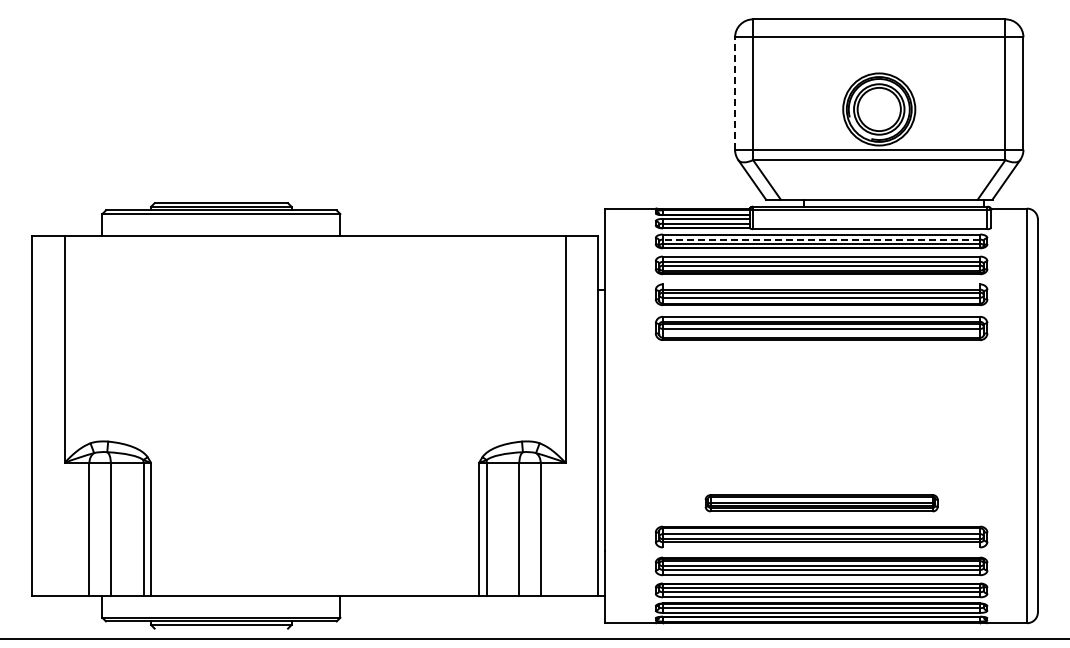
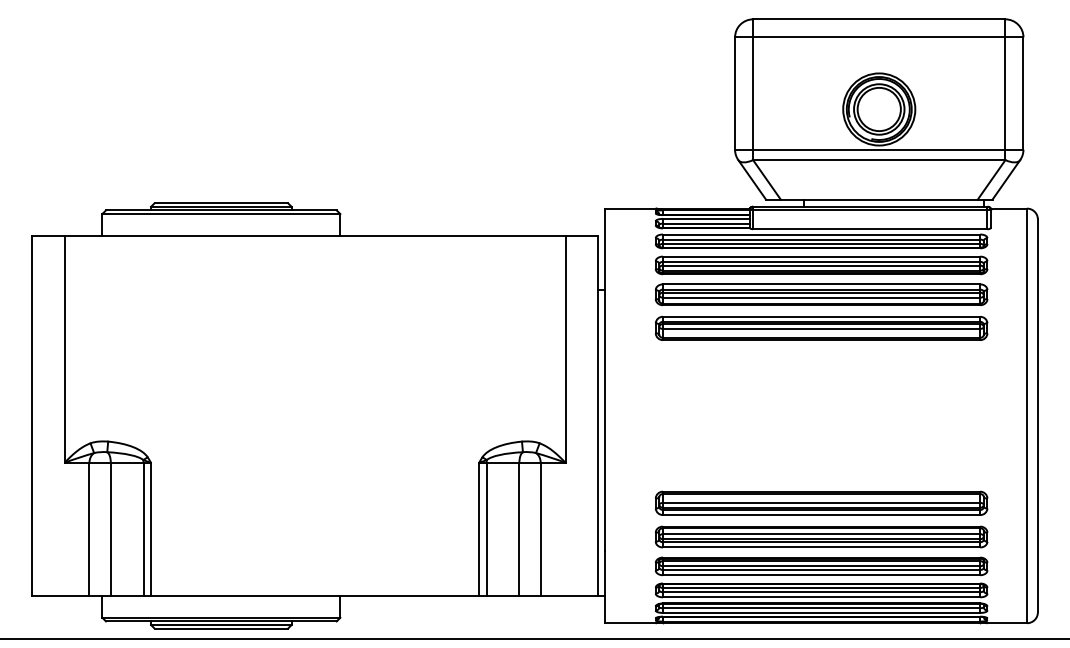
line: dashed -> solid (735, 93)
line: dashed -> solid (821, 239)
line: none -> present (821, 284)
part size: 235x19 px -> 334x26 px (821, 502)
line: none -> present (821, 547)
line: none -> present (221, 628)
